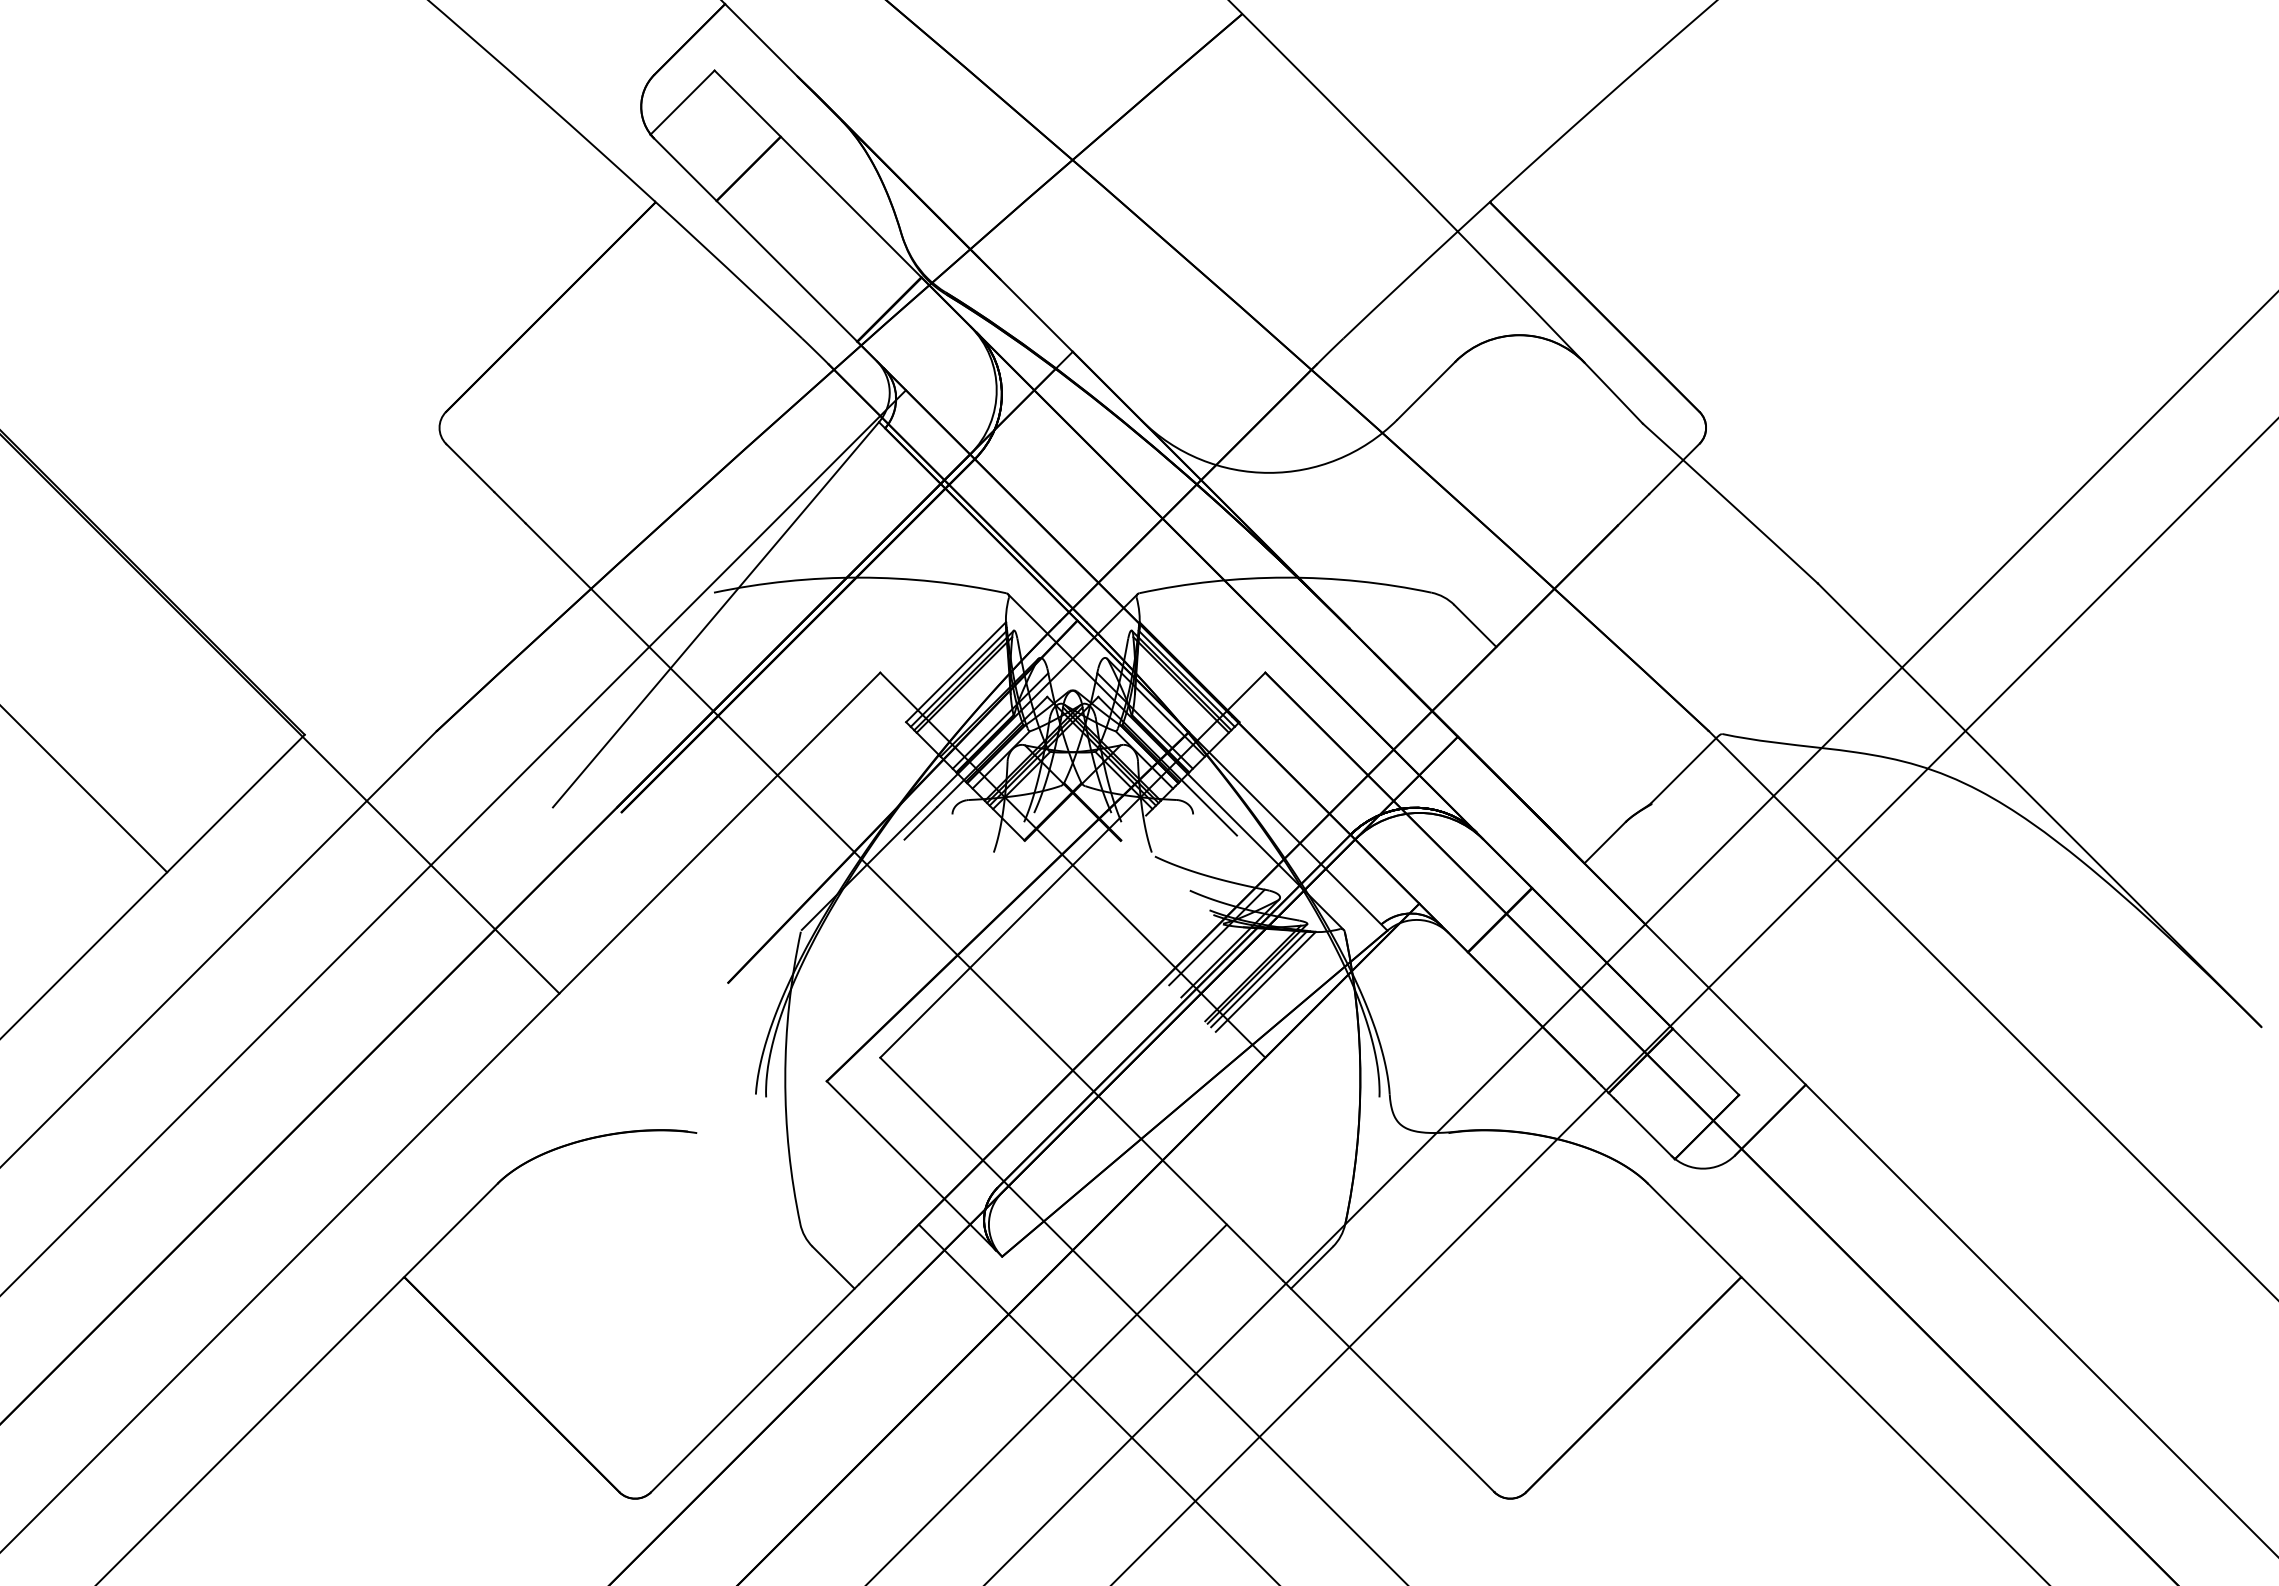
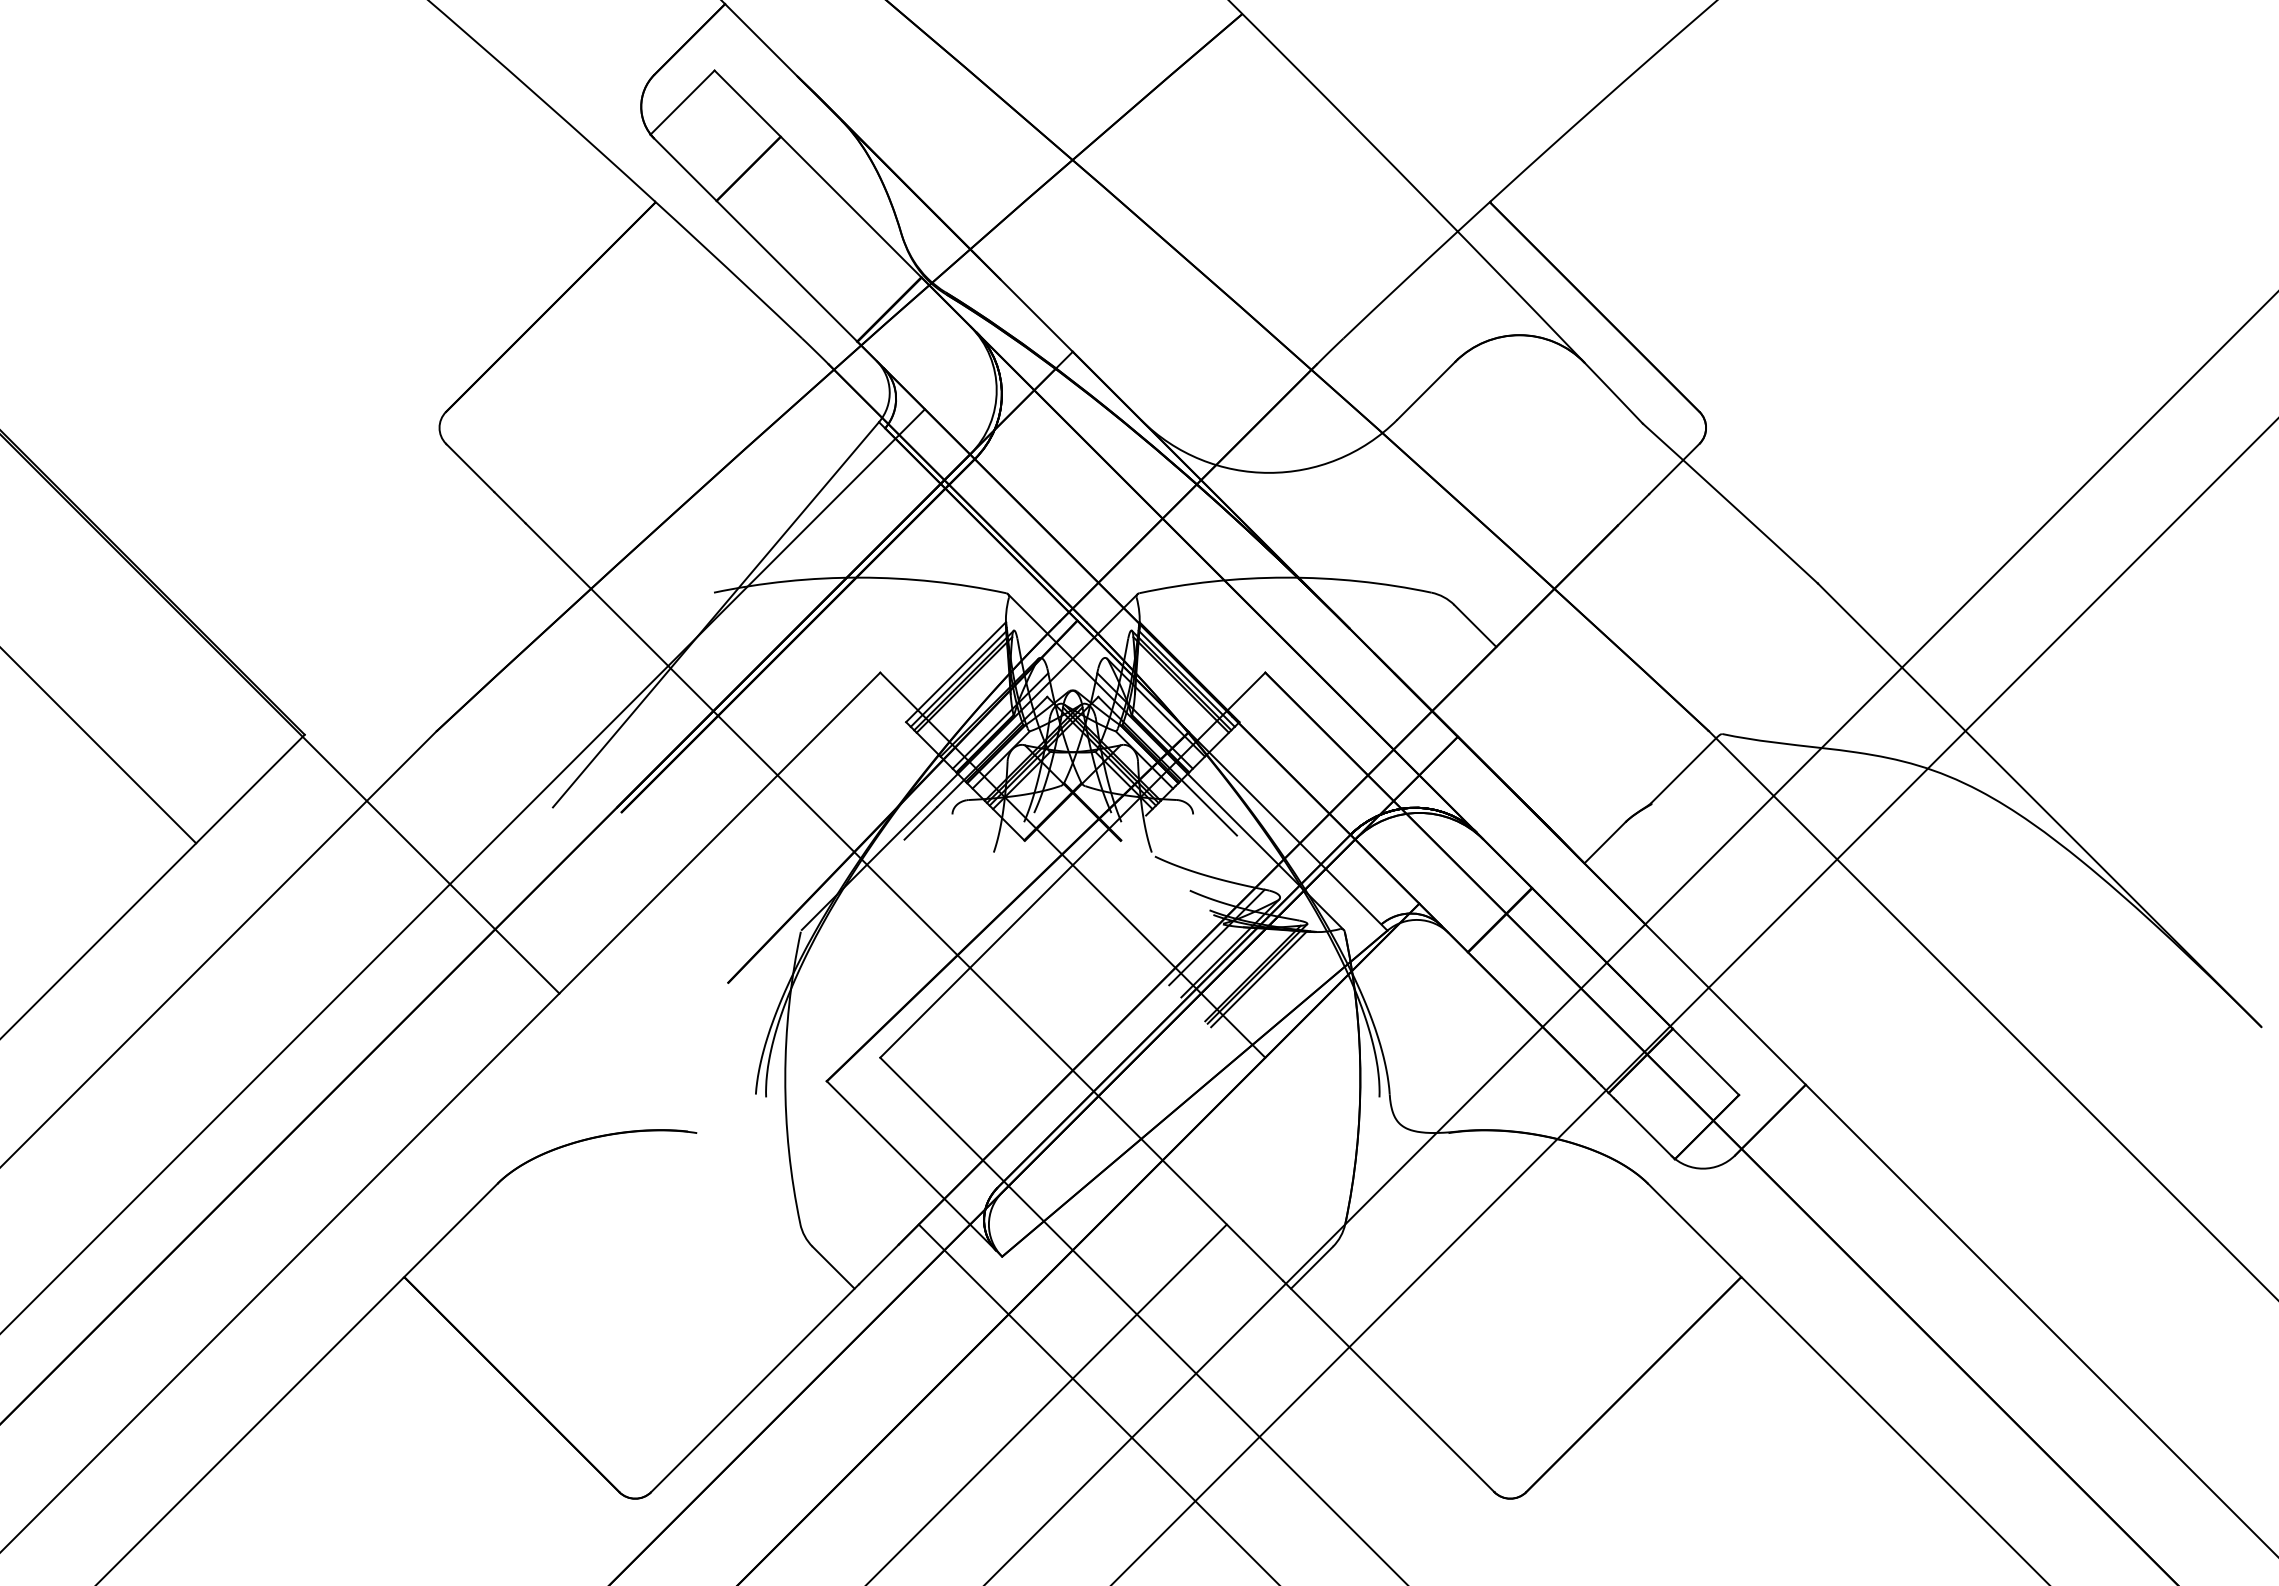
line position: (84, 789) -> (99, 746) (99, 746)
line position: (453, 841) -> (463, 870) (463, 870)
line: present -> none (1265, 981)
